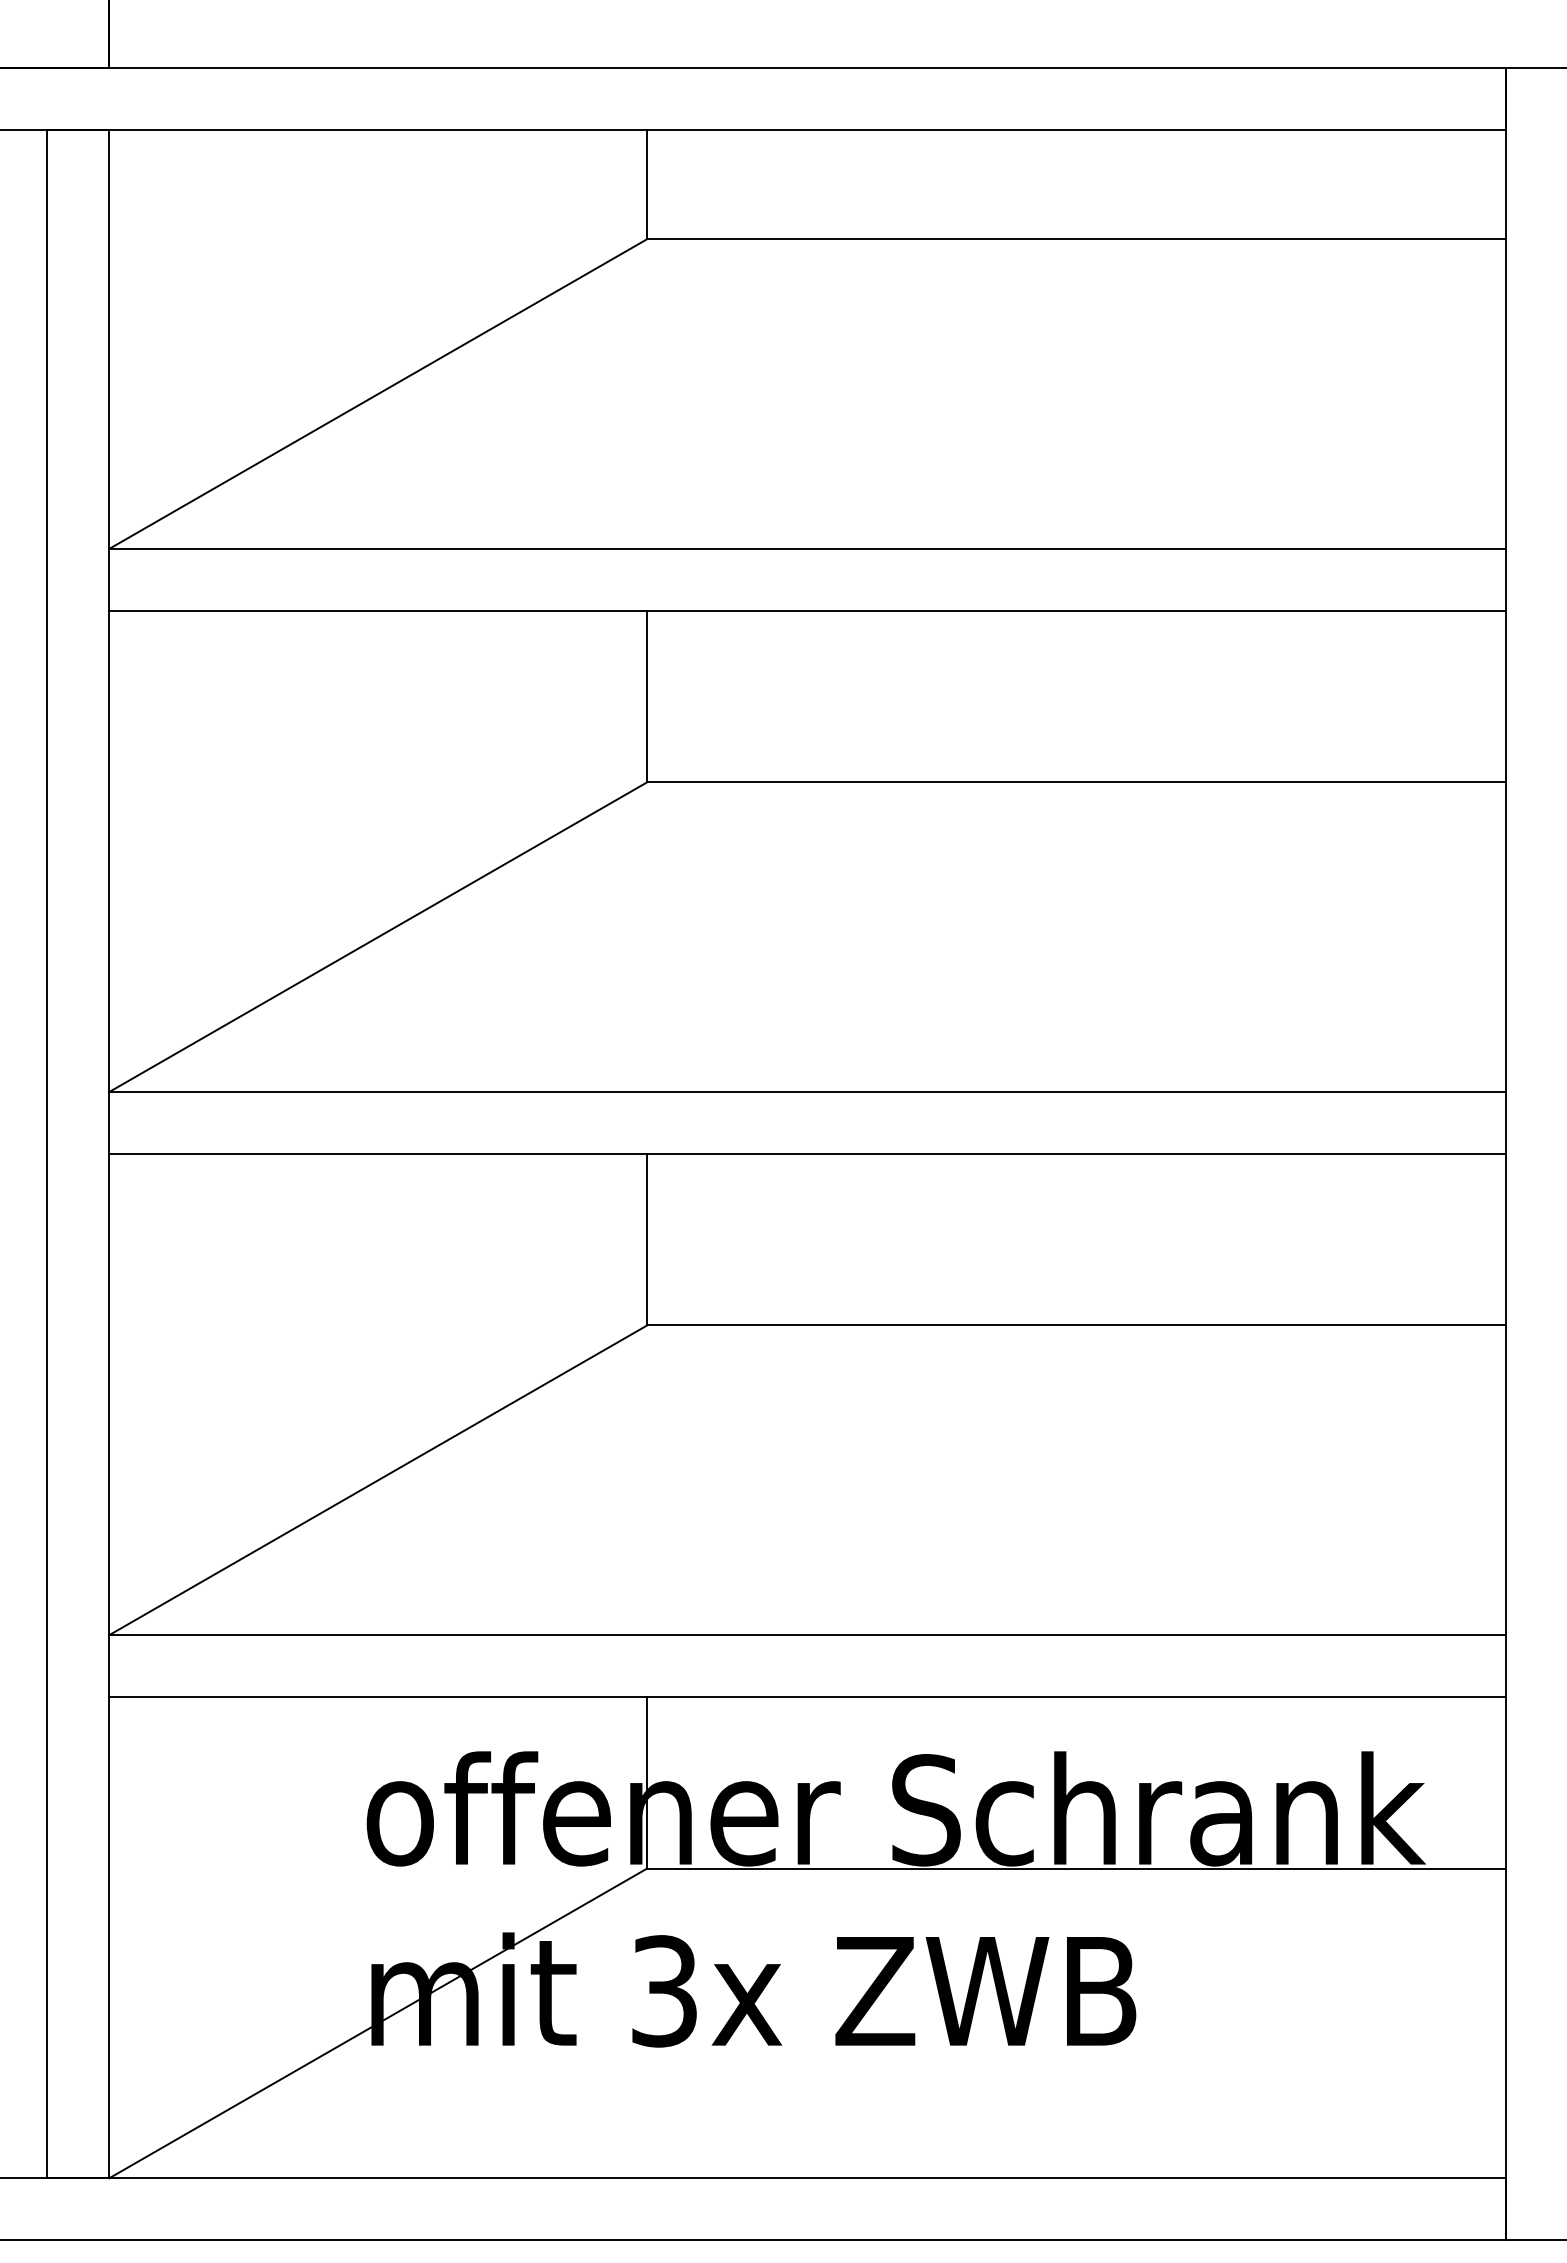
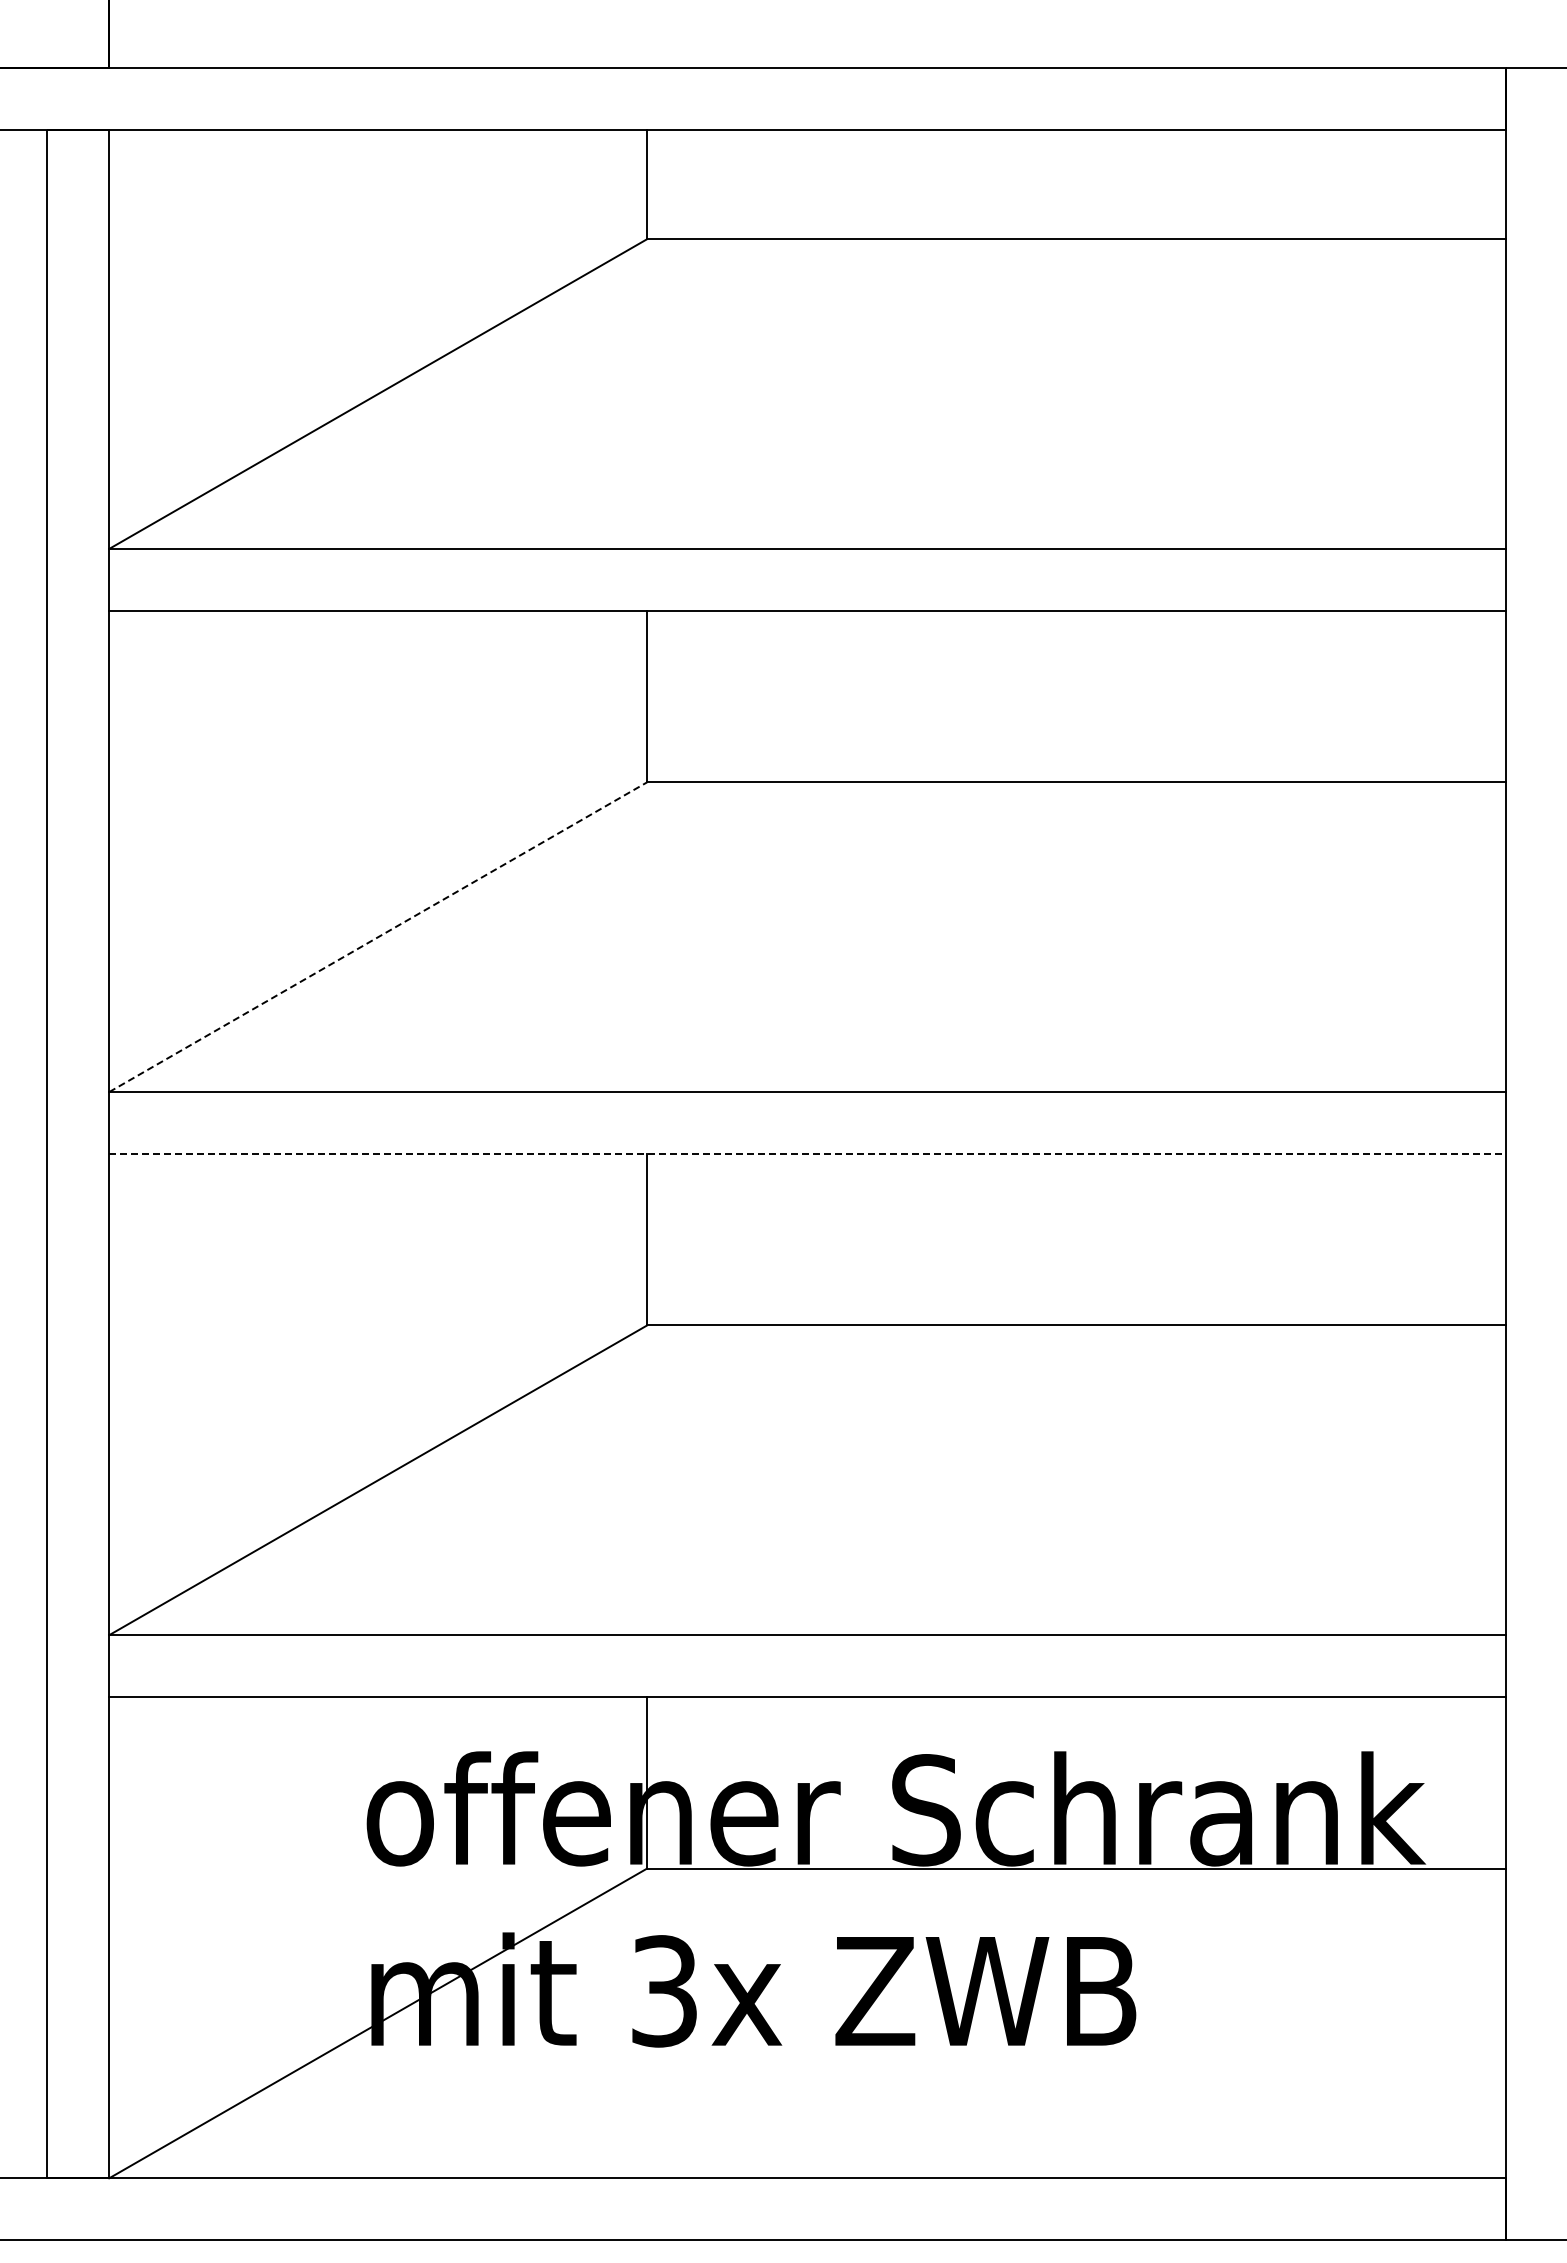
line: solid -> dashed (378, 936)
line: solid -> dashed (808, 1154)
